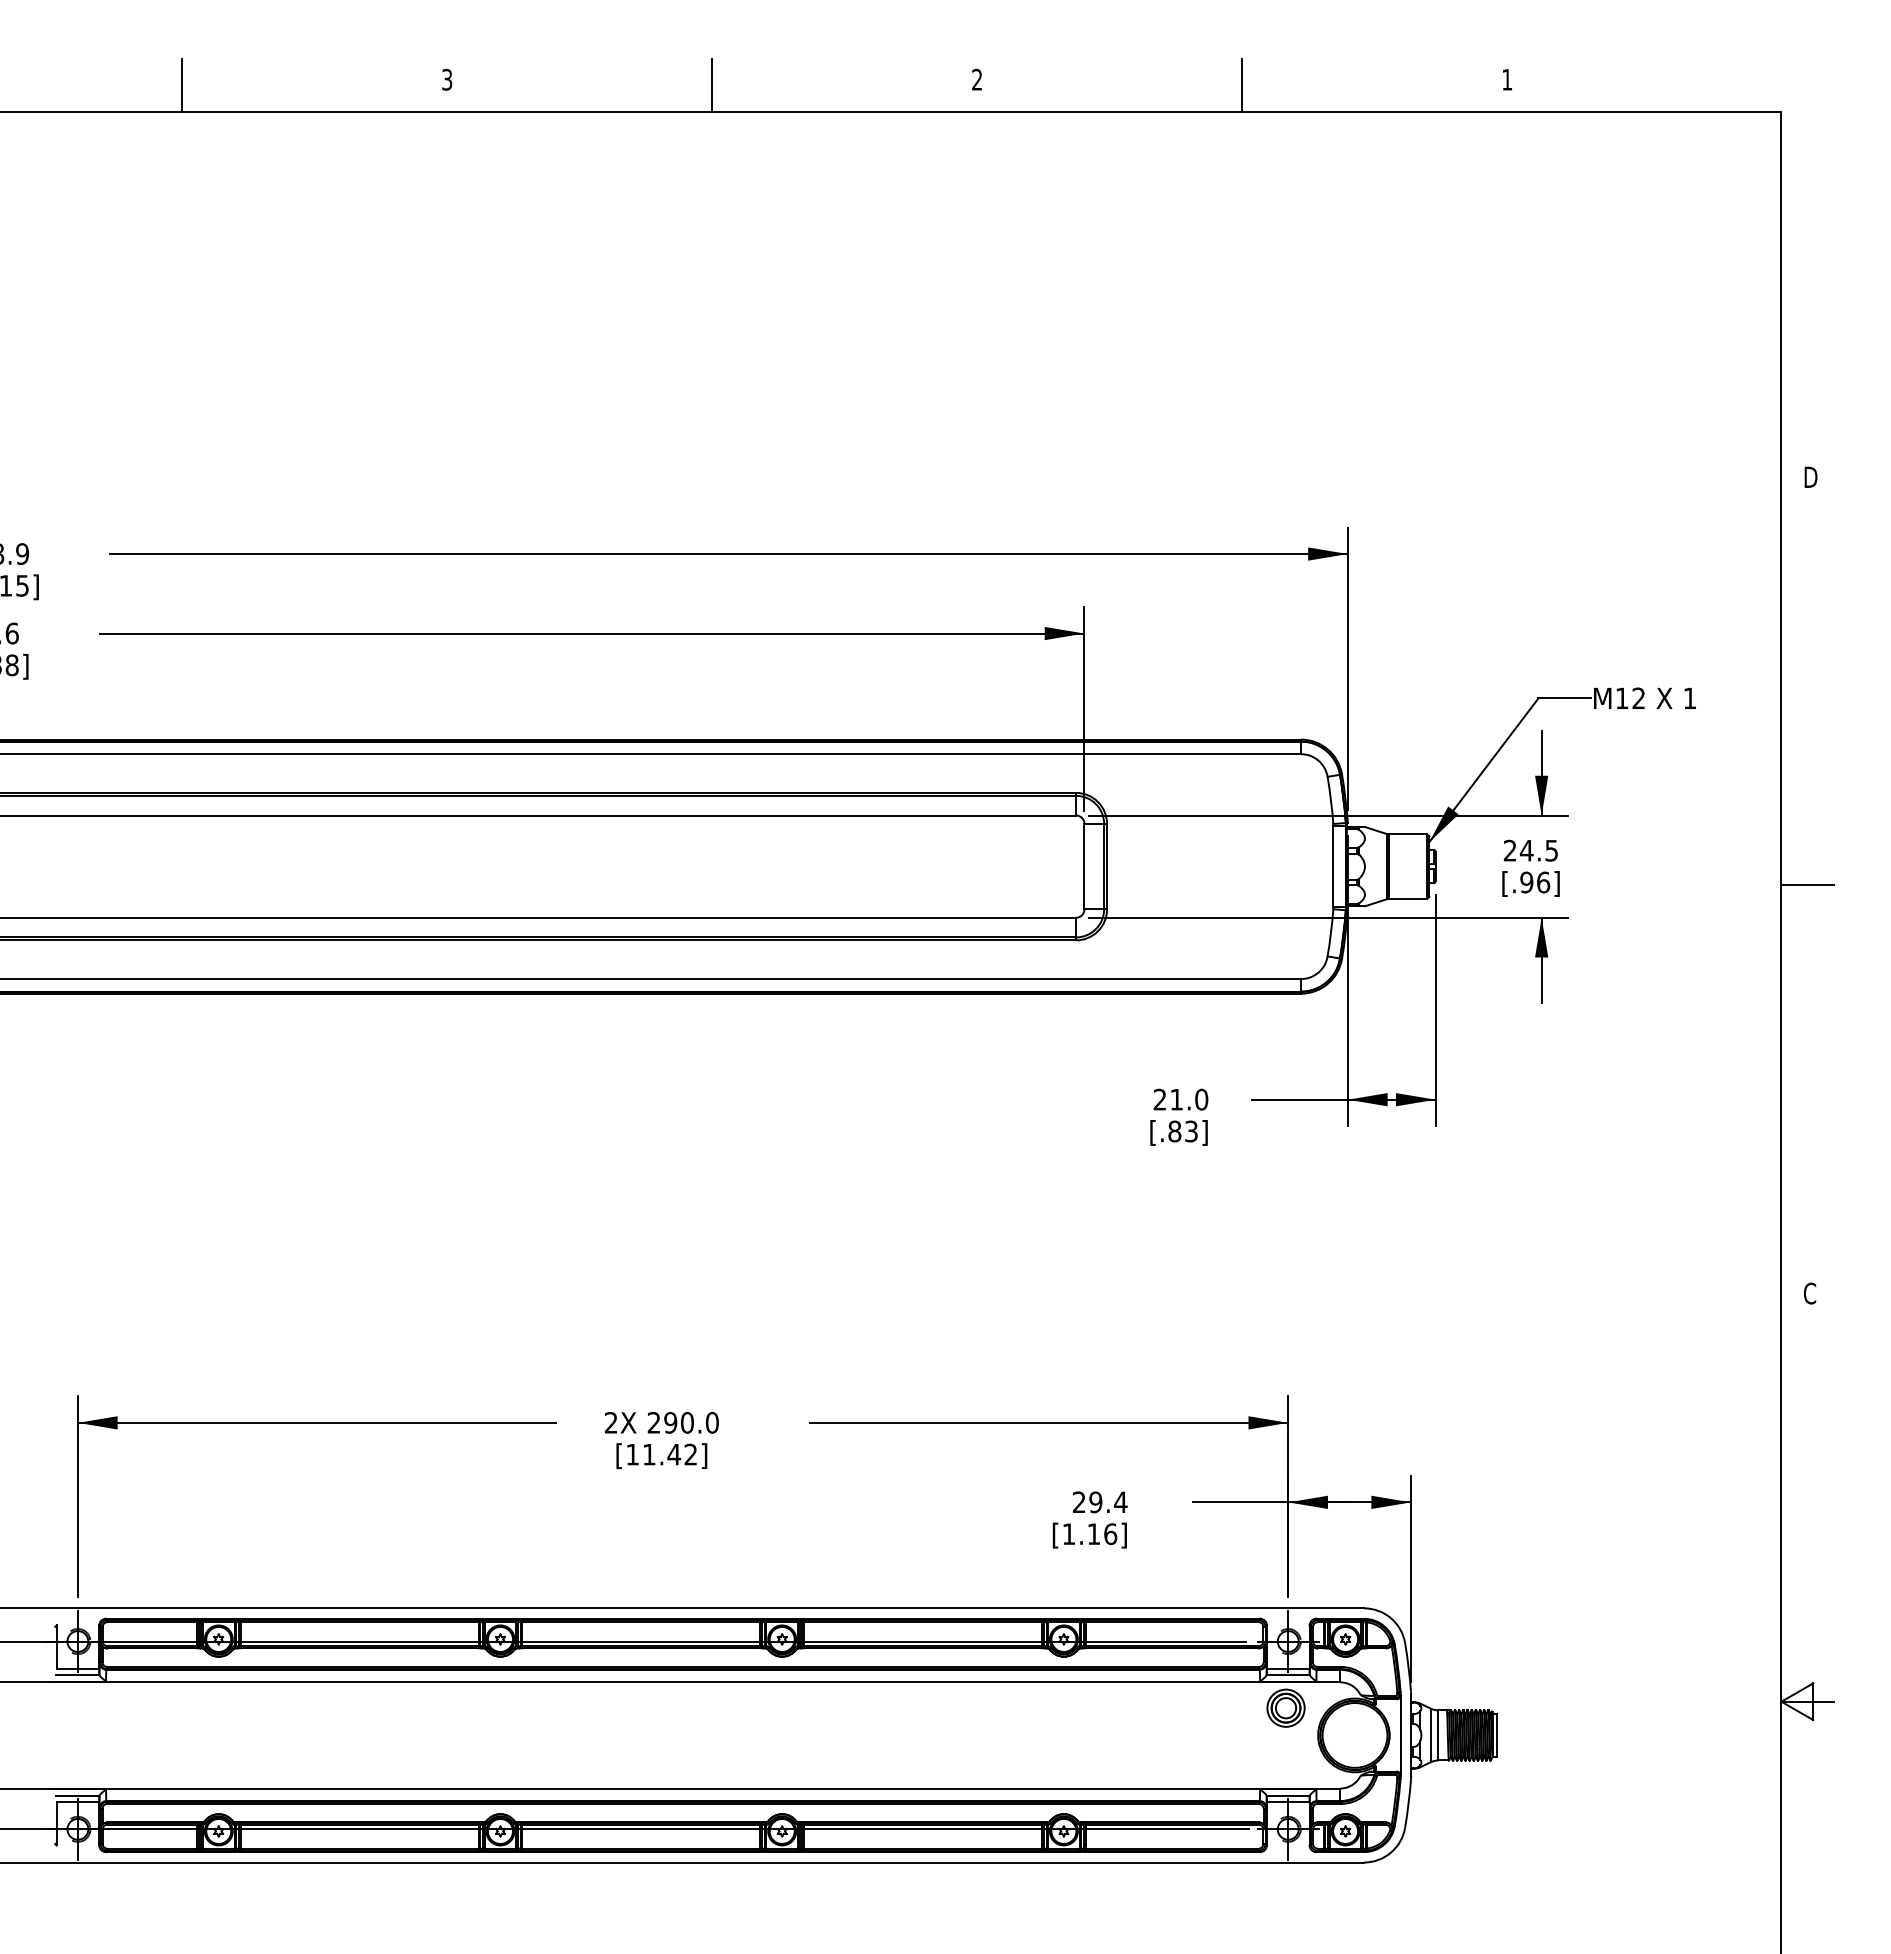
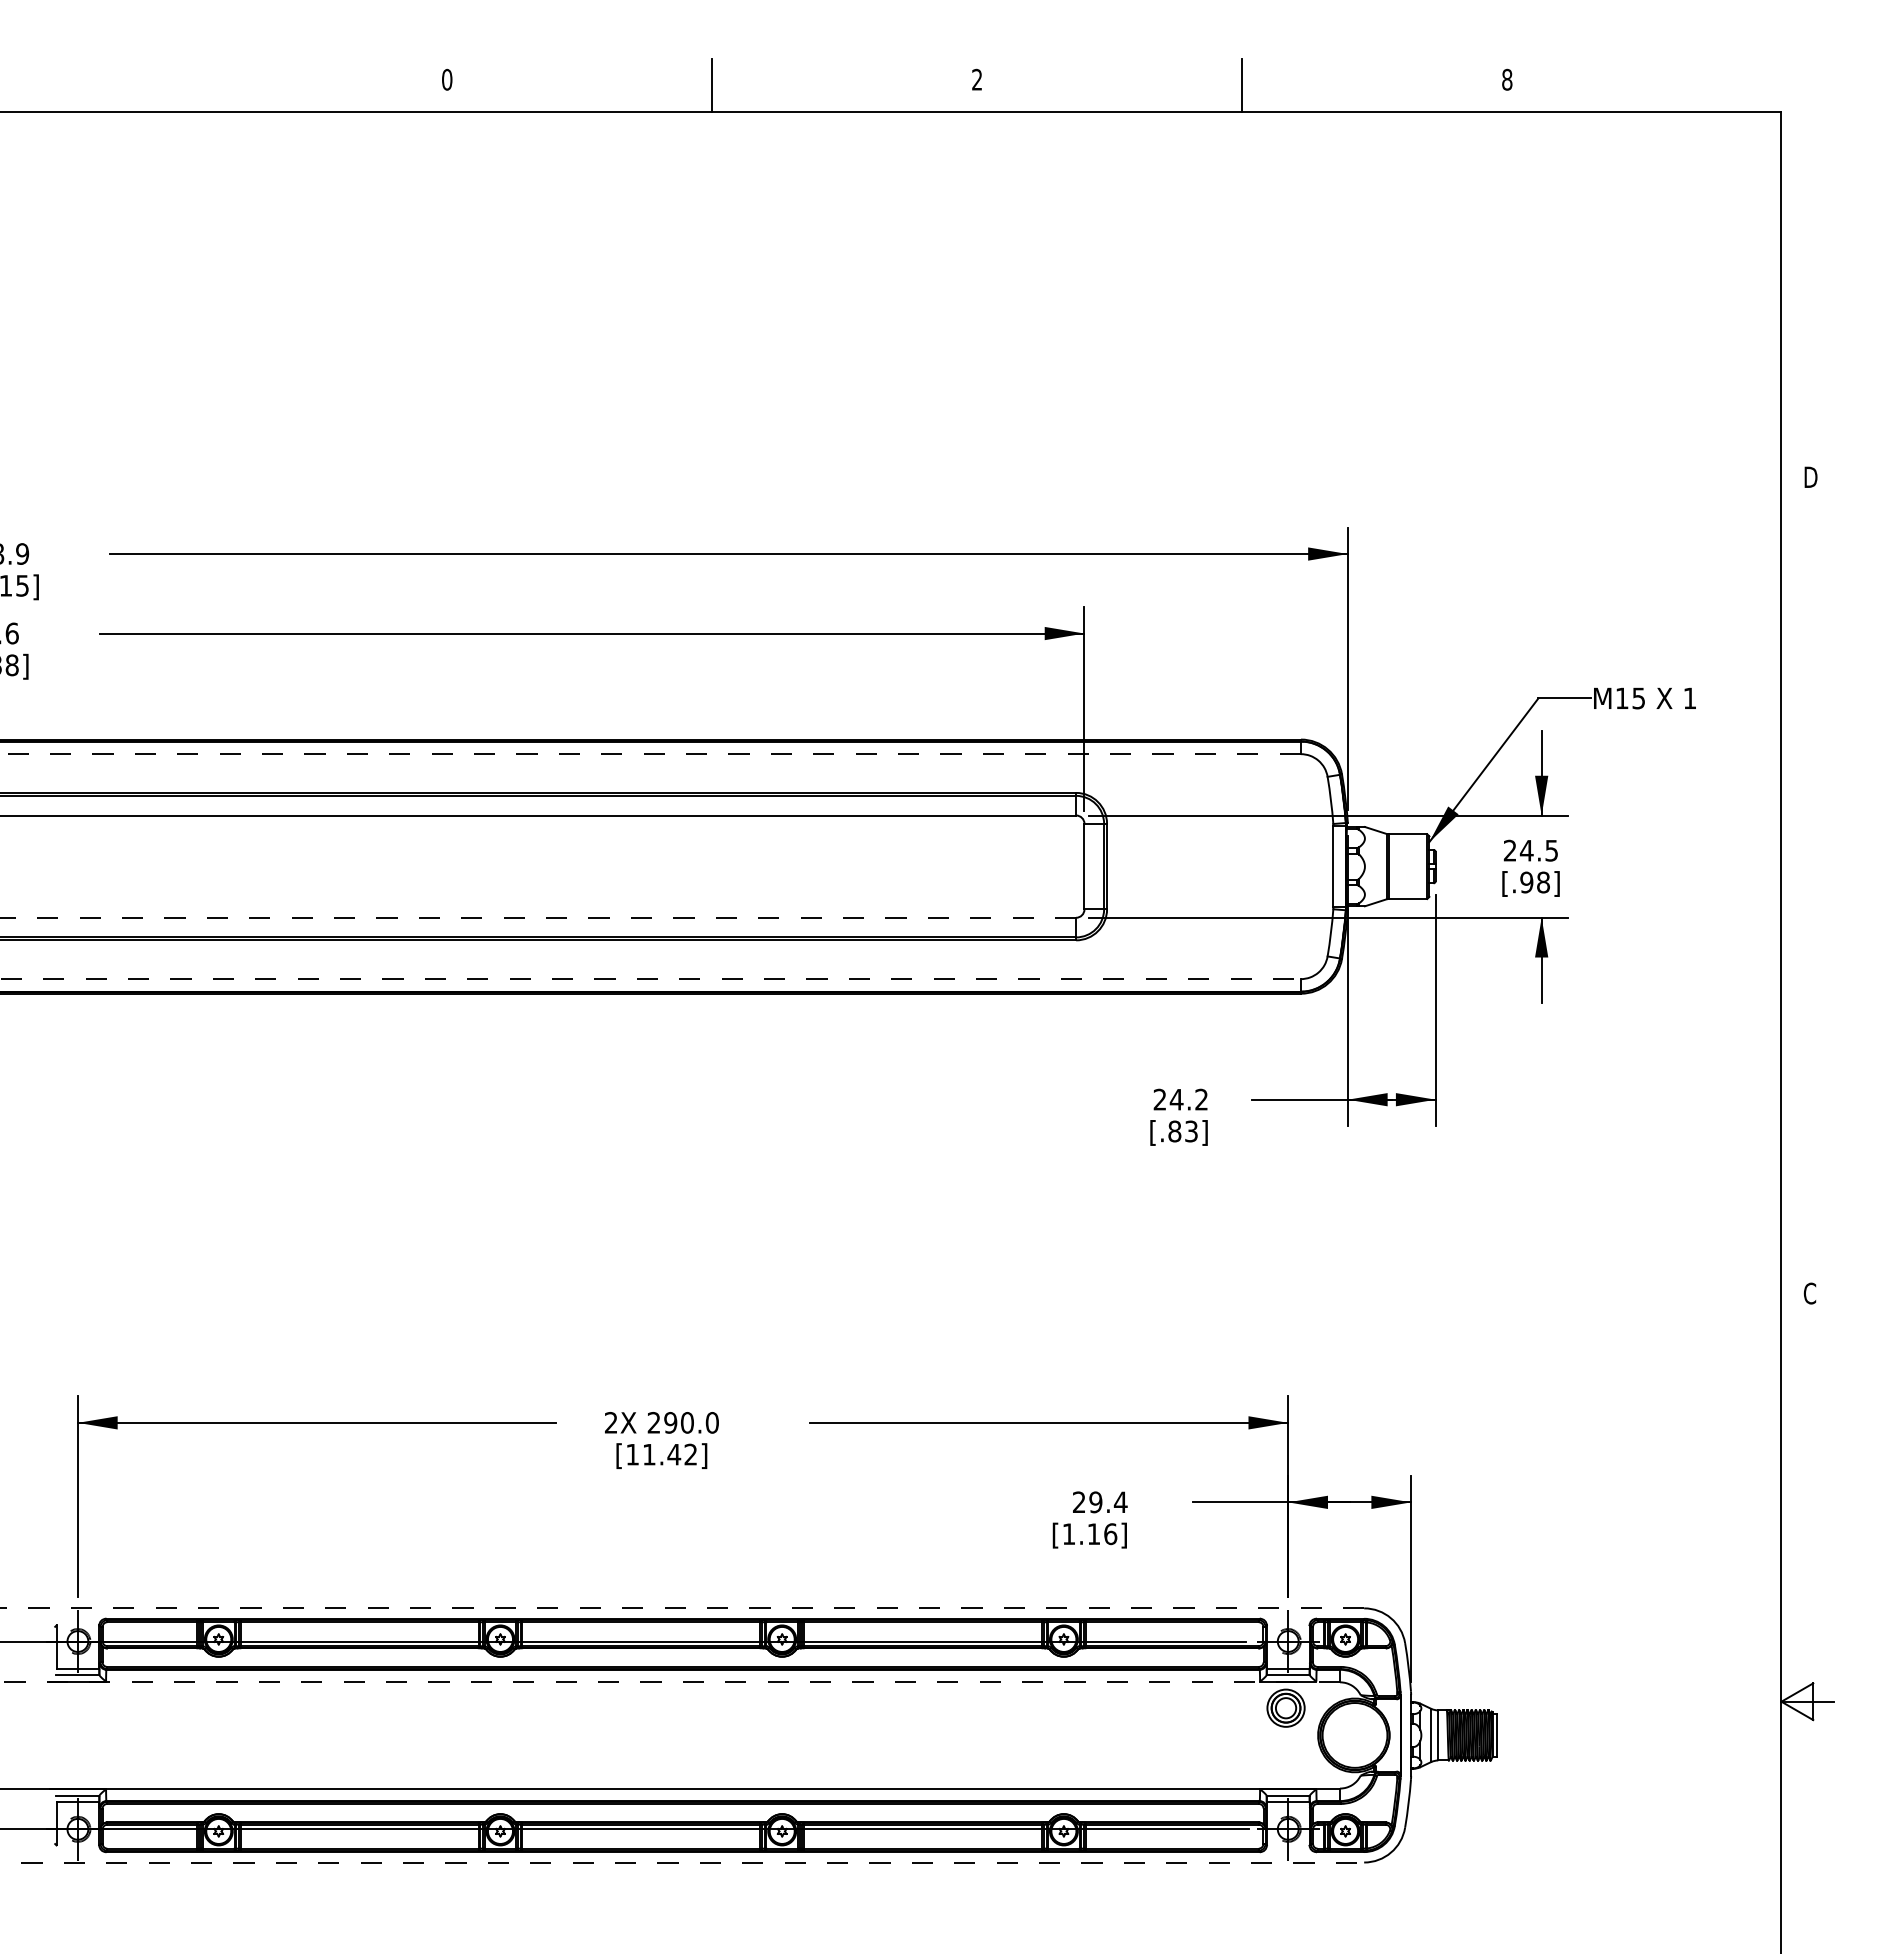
text: 3 -> 0 (447, 79)
text: 1 -> 8 (1507, 79)
line: present -> none (182, 84)
text: M12 -> M15 (1638, 698)
line: solid -> dashed (650, 754)
text: [.96] -> [.98] (1543, 882)
line: present -> none (1807, 885)
line: solid -> dashed (538, 917)
line: solid -> dashed (651, 979)
text: 21.0 -> 24.2 (1188, 1099)
line: solid -> dashed (682, 1608)
line: solid -> dashed (670, 1682)
line: solid -> dashed (682, 1862)
